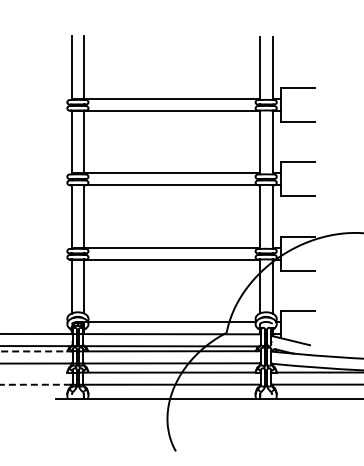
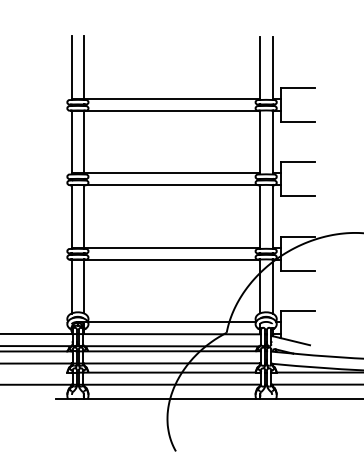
line: dashed -> solid (34, 351)
line: dashed -> solid (35, 384)
